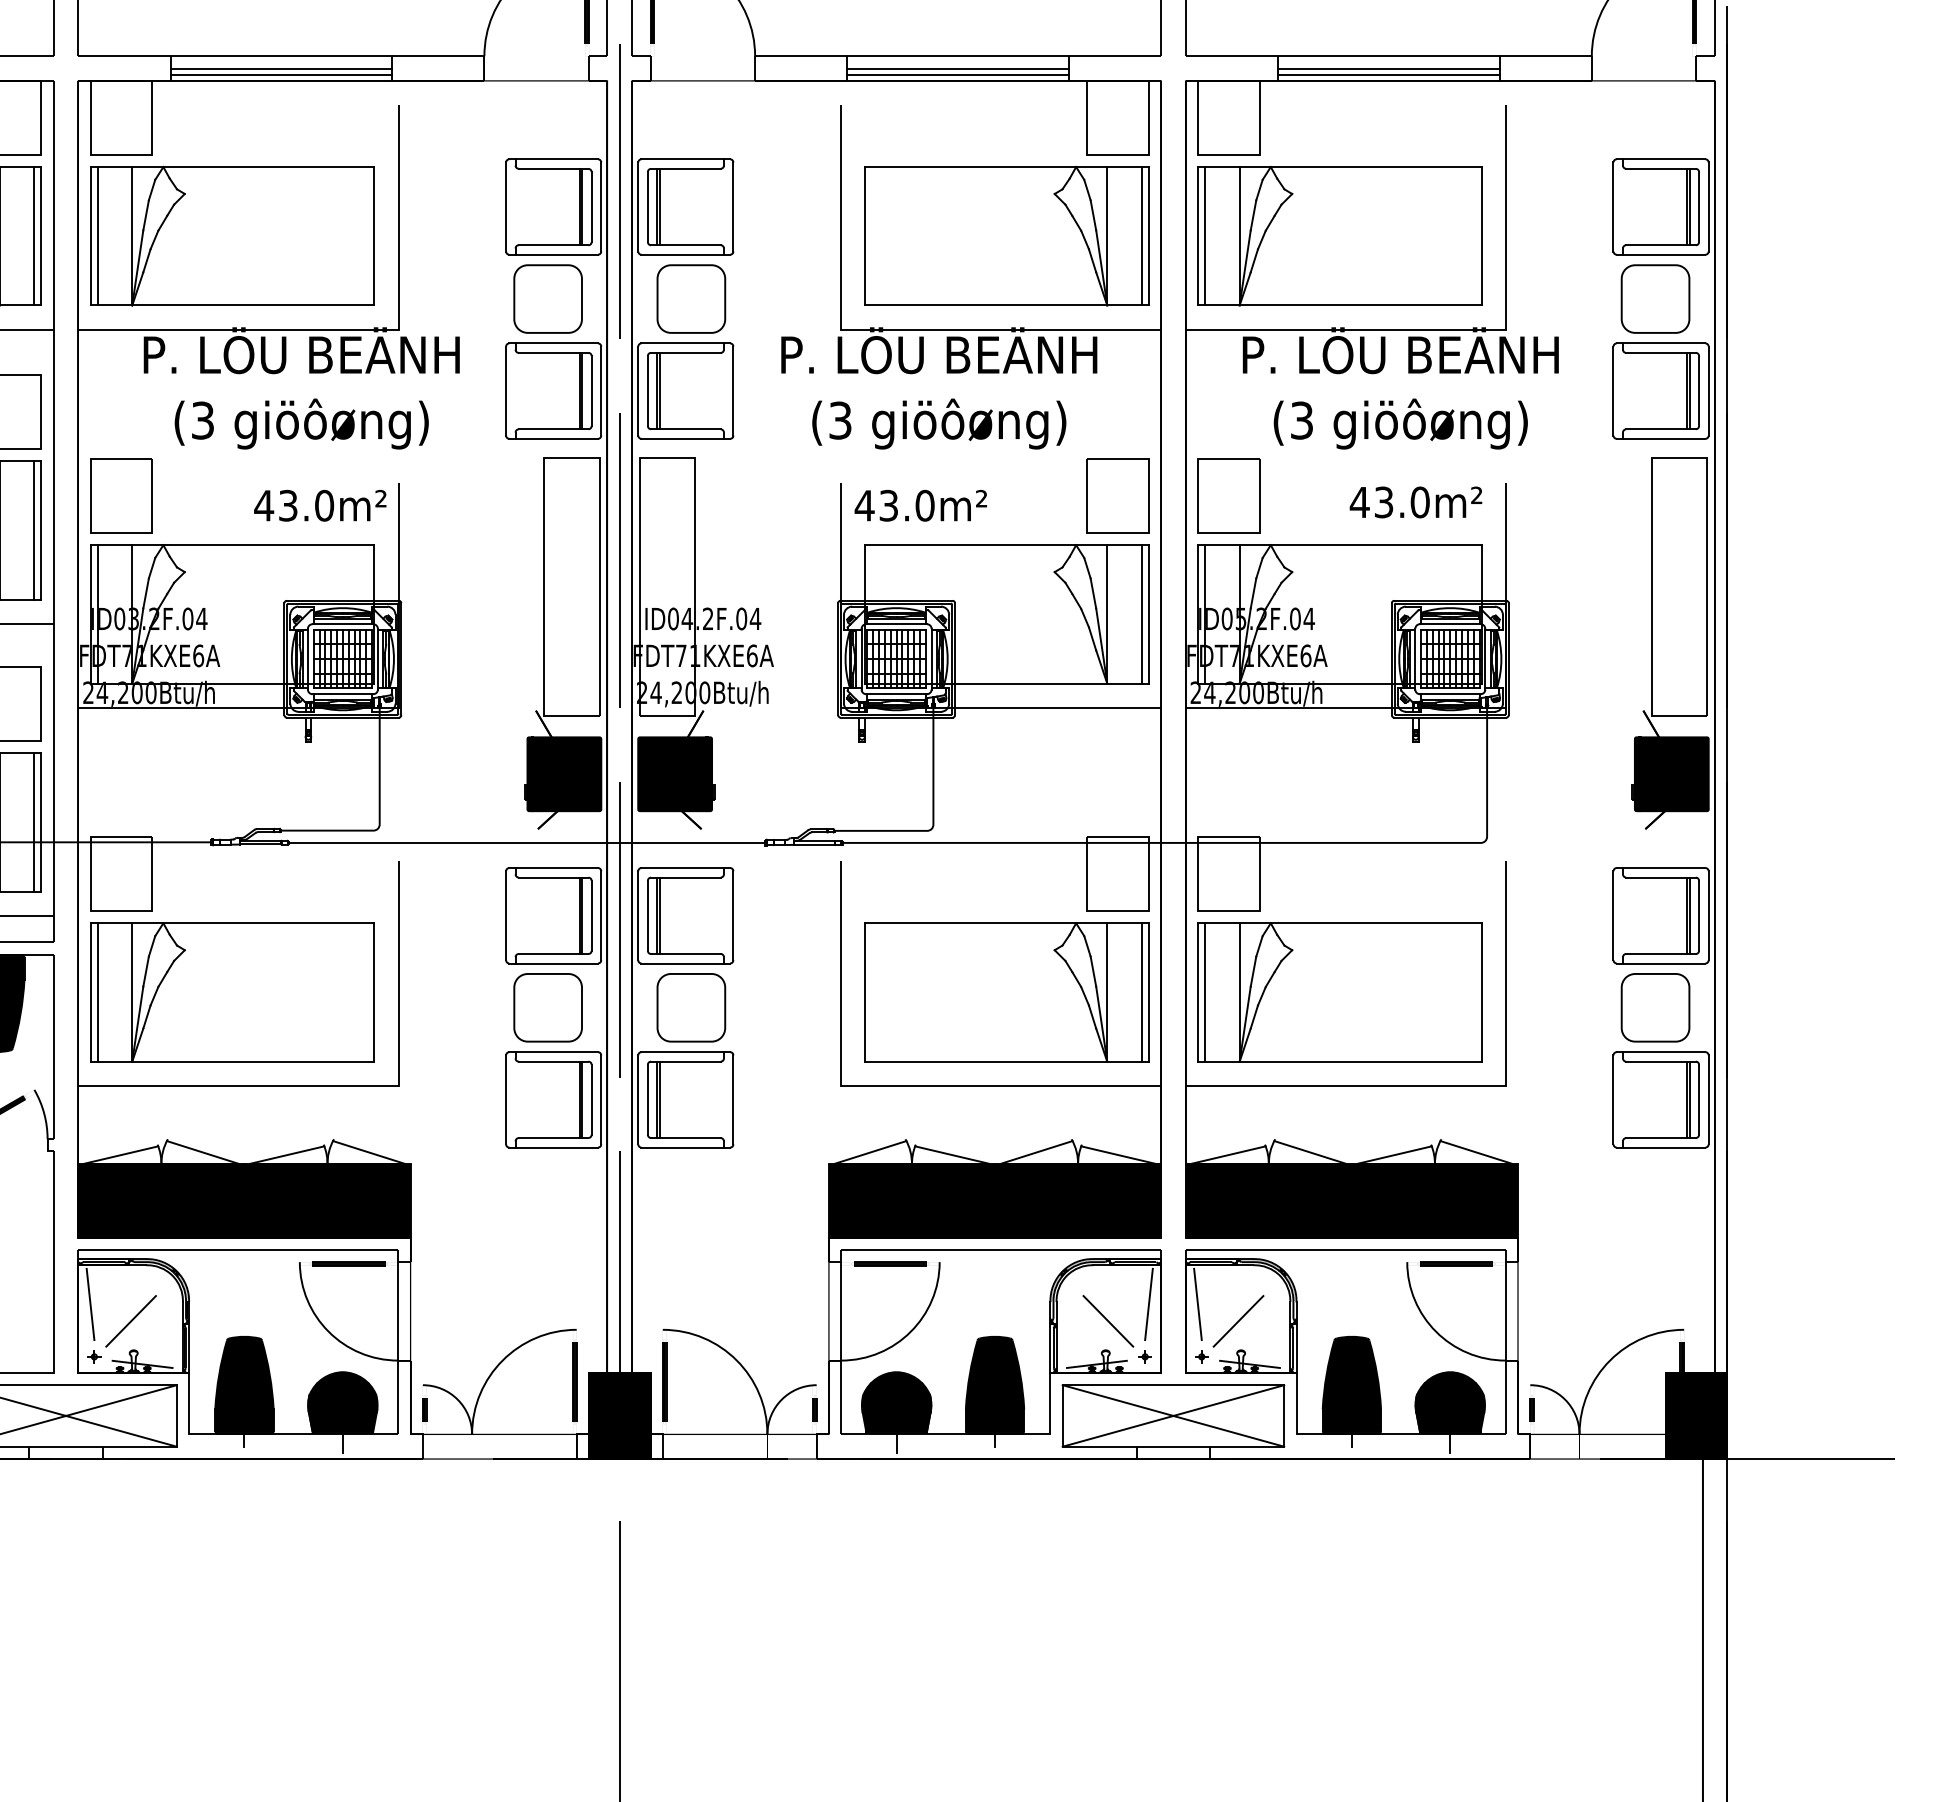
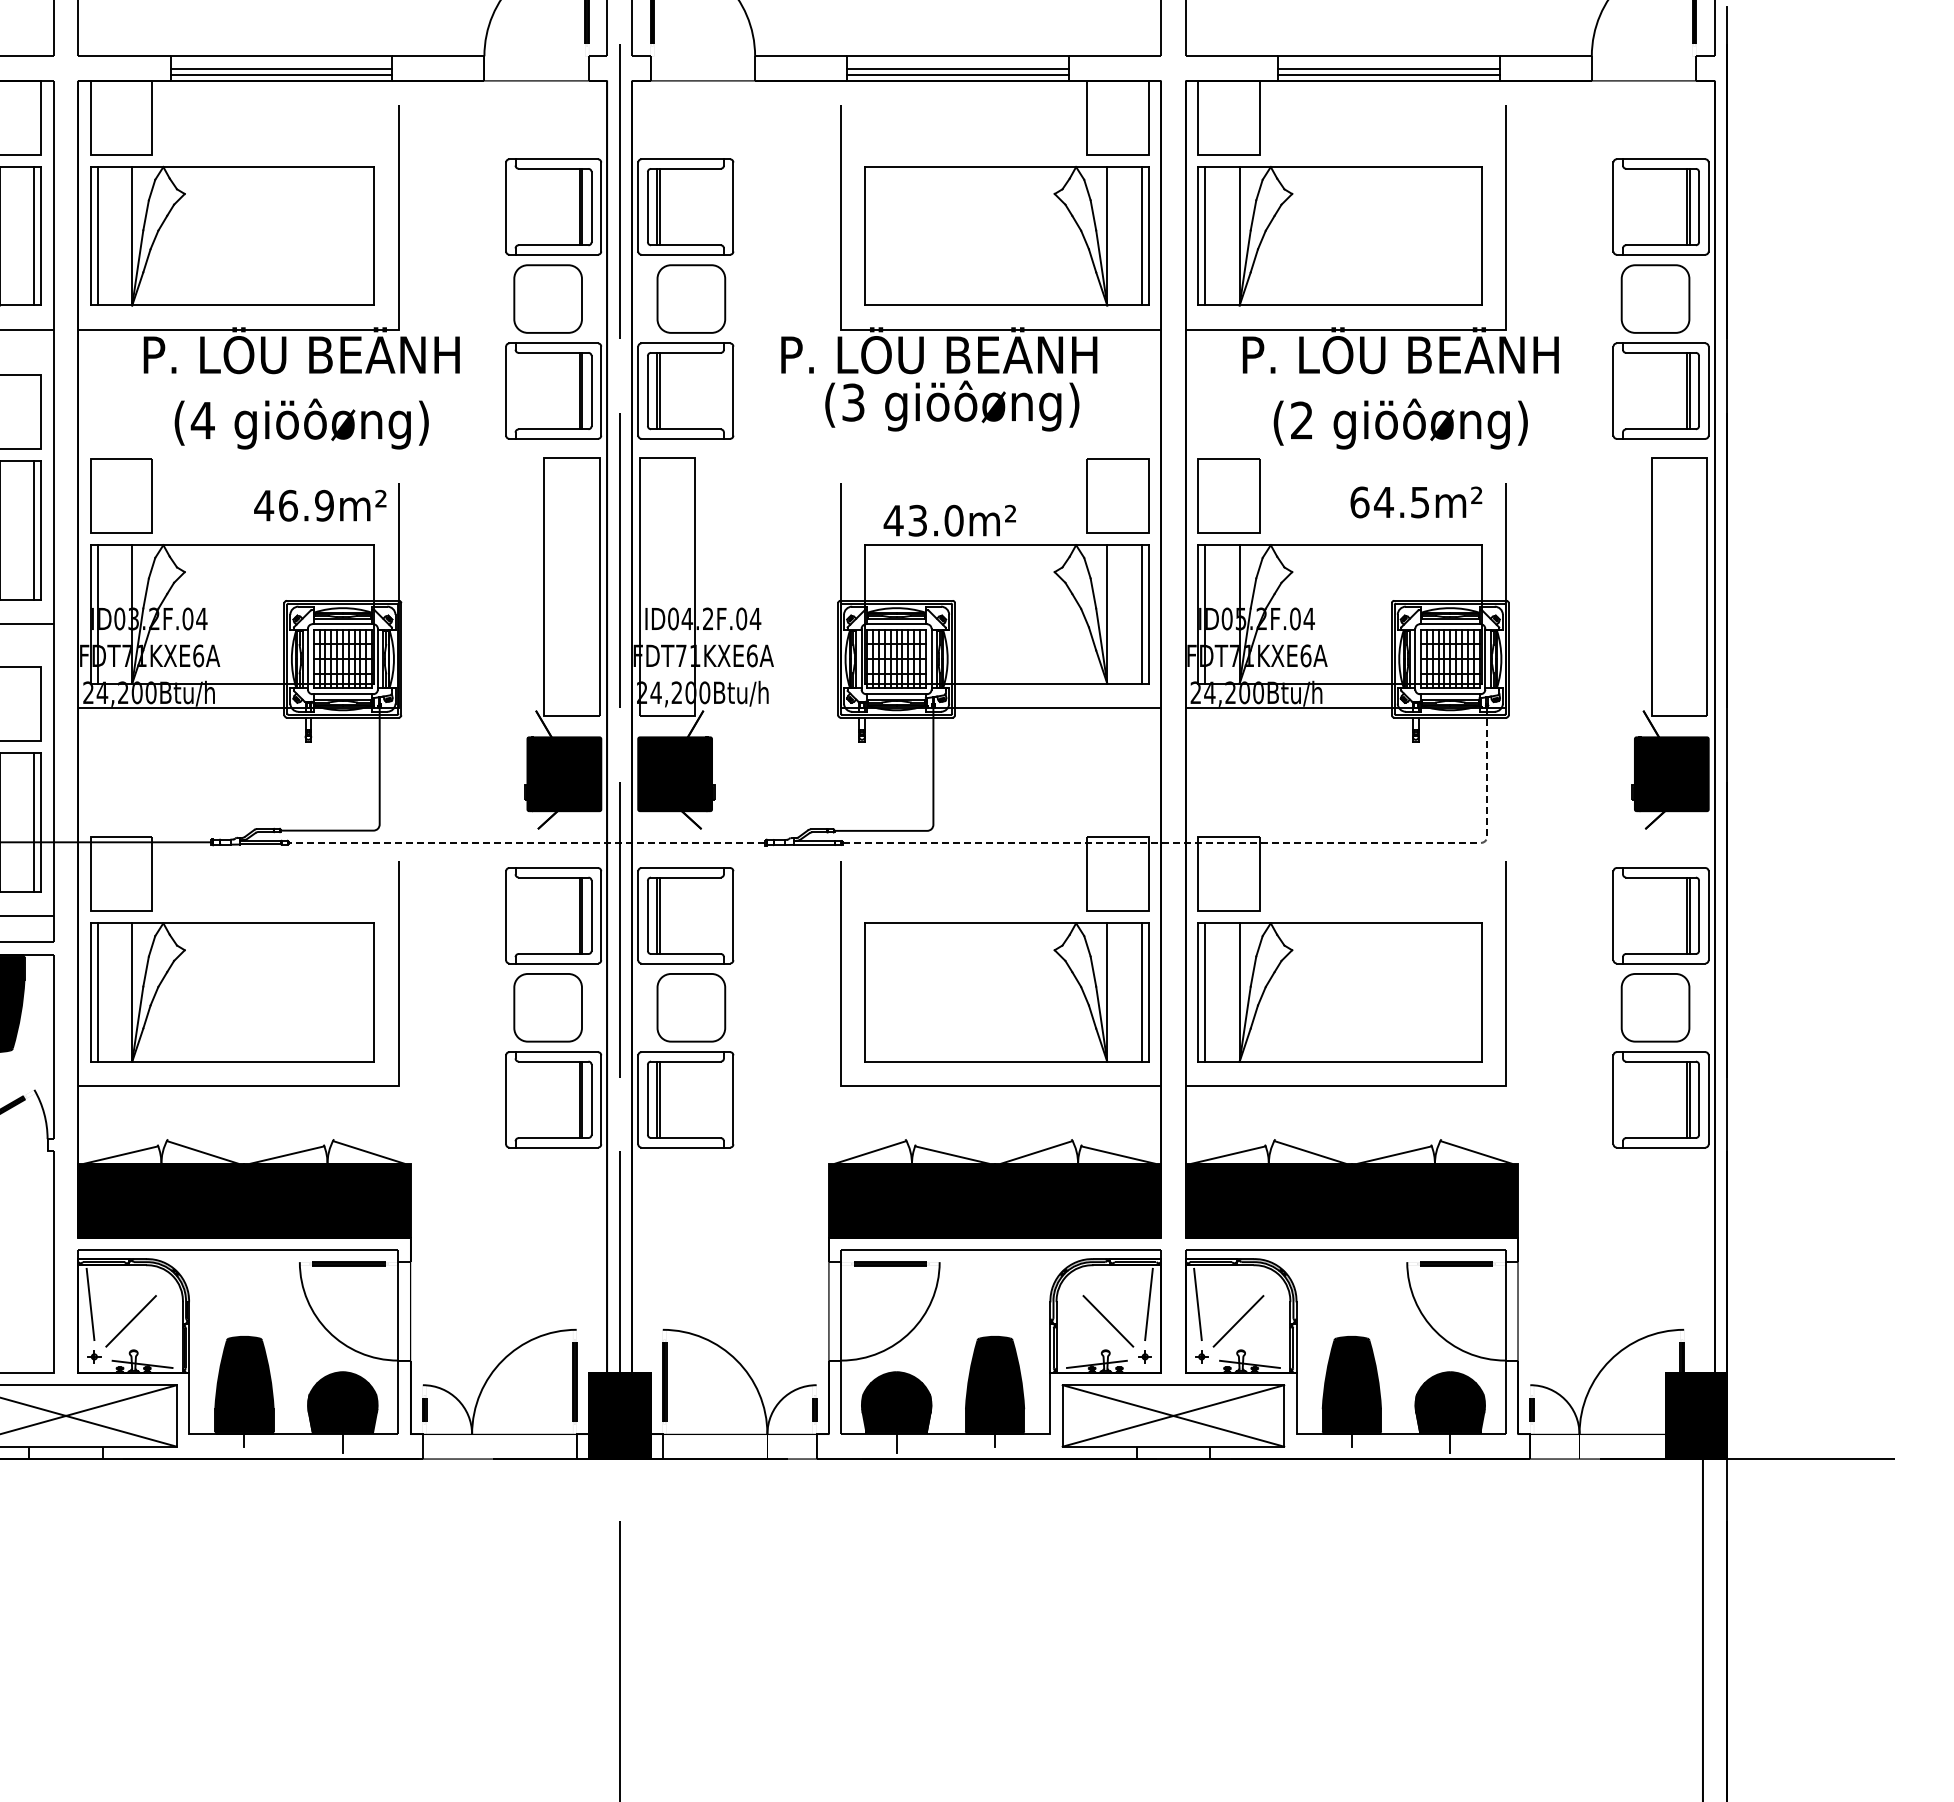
text: (3 -> (4 (202, 420)
text: (3 -> (2 (1301, 420)
text position: (939, 423) -> (952, 405) (952, 405)
text: 43.0m² -> 64.5m² (1389, 502)
text: 43.0m² -> 46.9m² (306, 505)
text position: (920, 505) -> (949, 520) (949, 520)
line: solid -> dashed (526, 842)
line: solid -> dashed (1239, 842)
